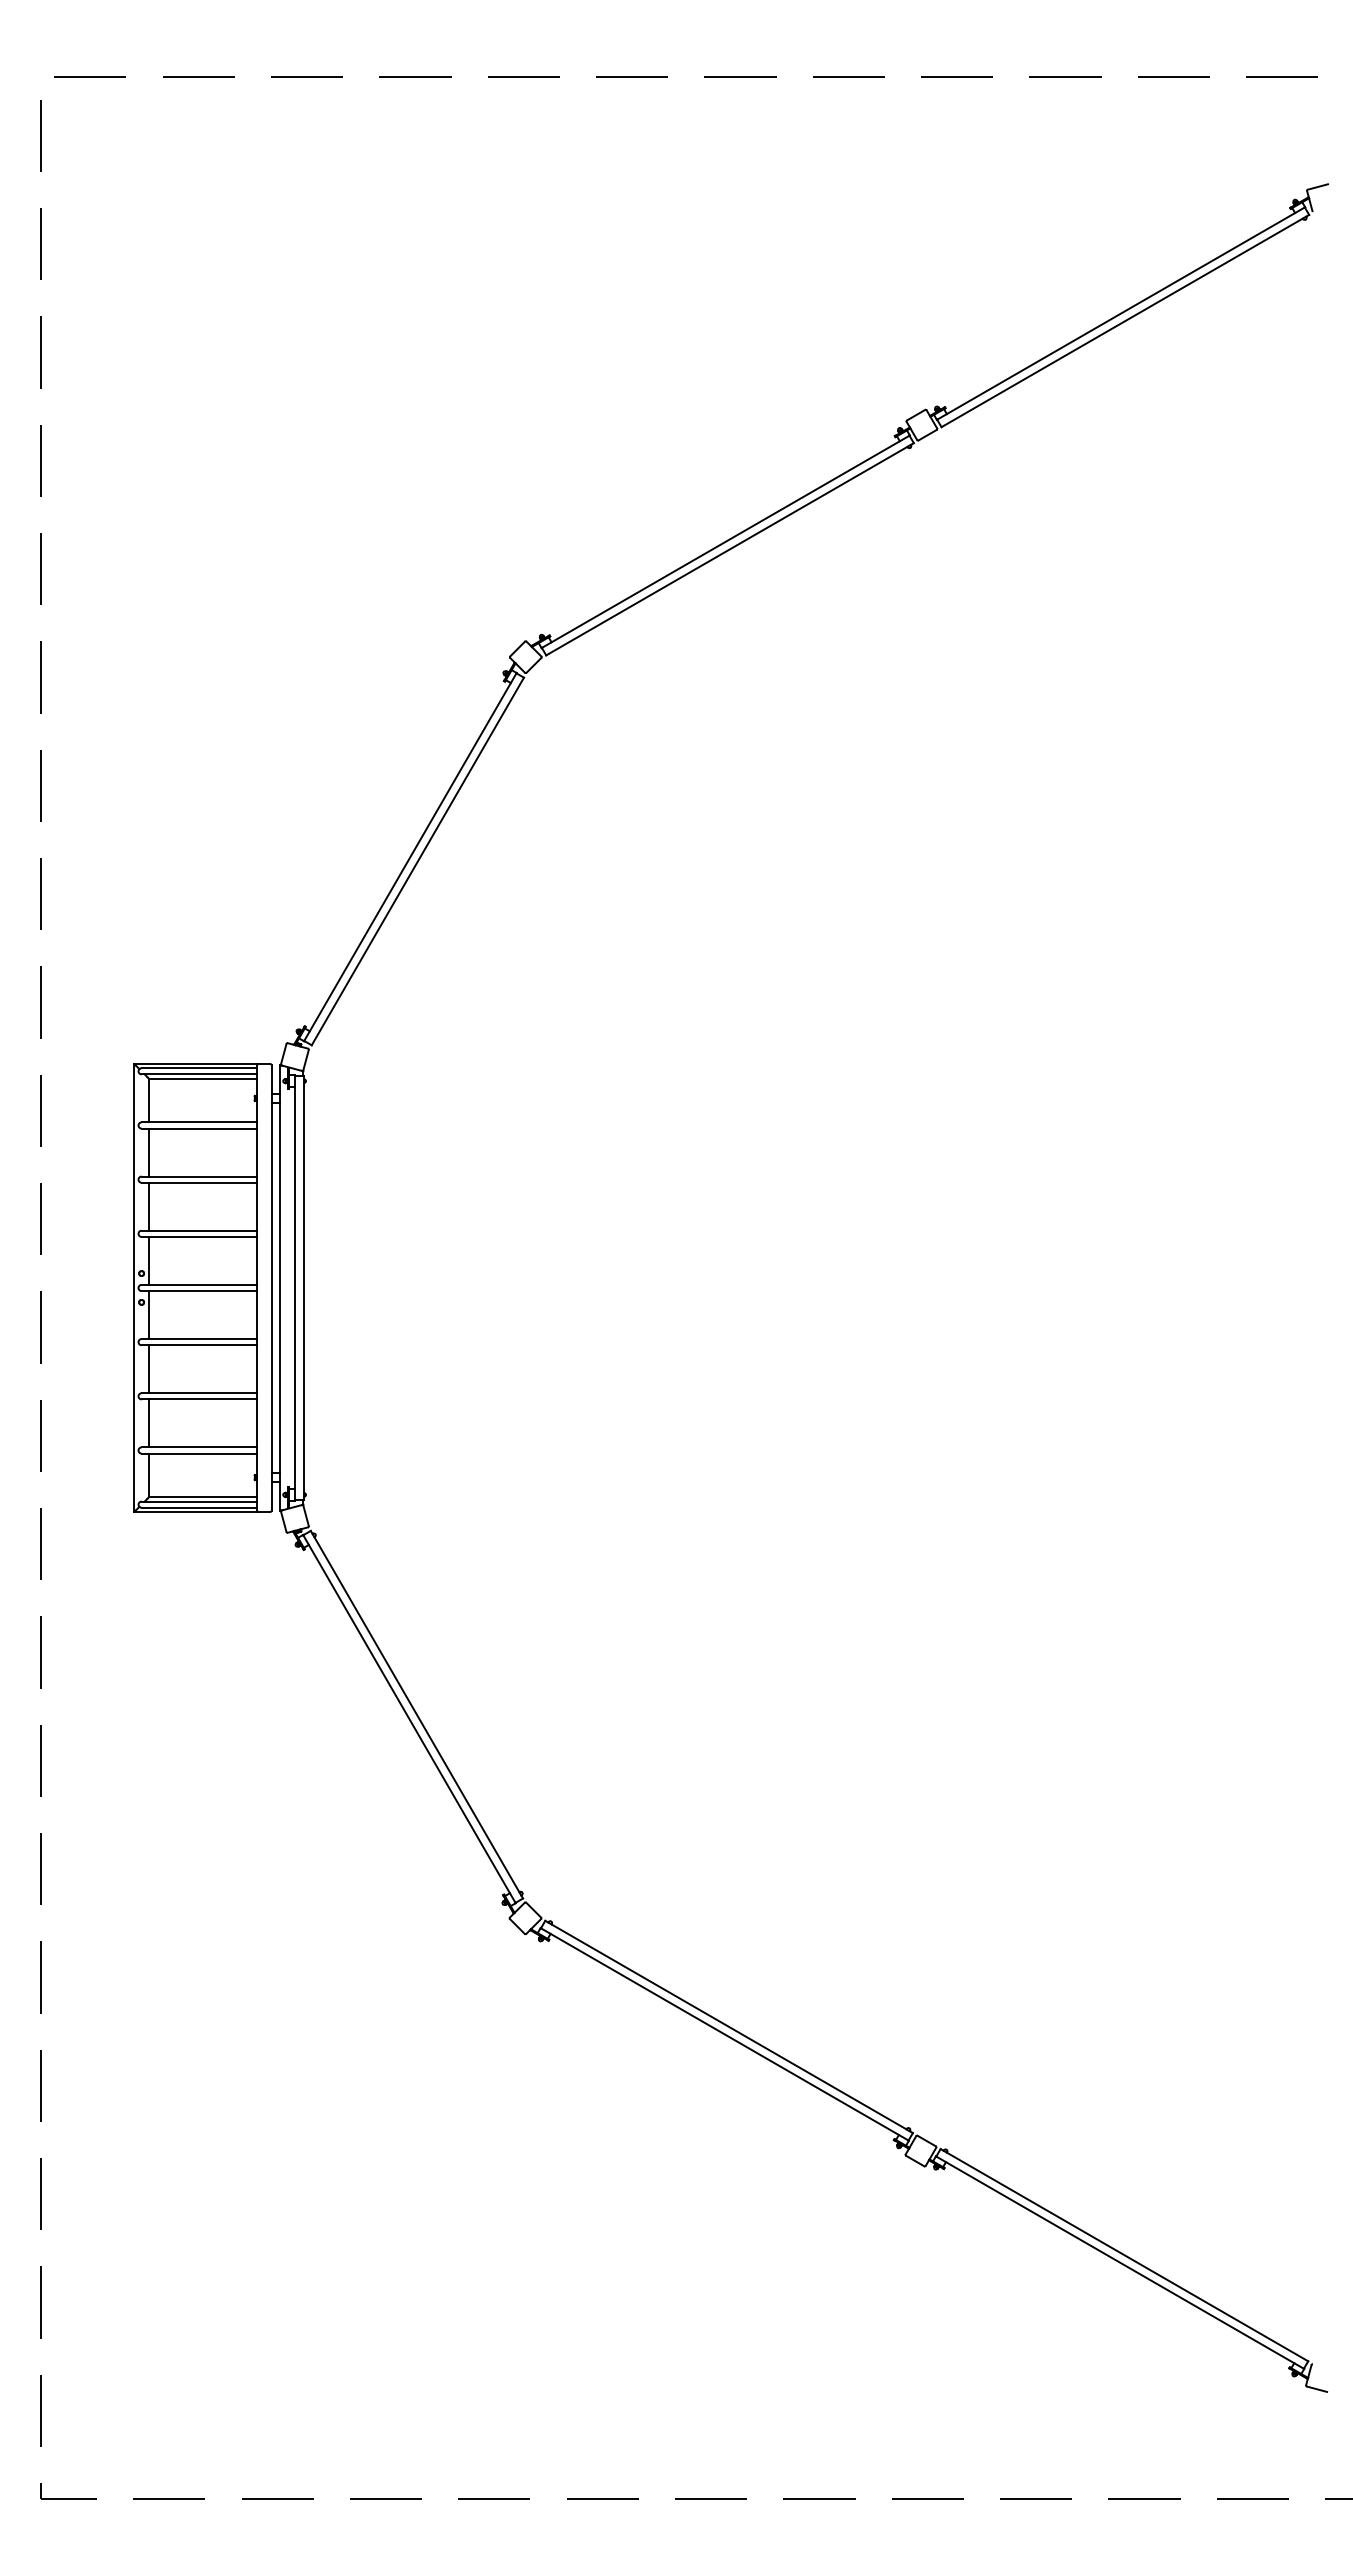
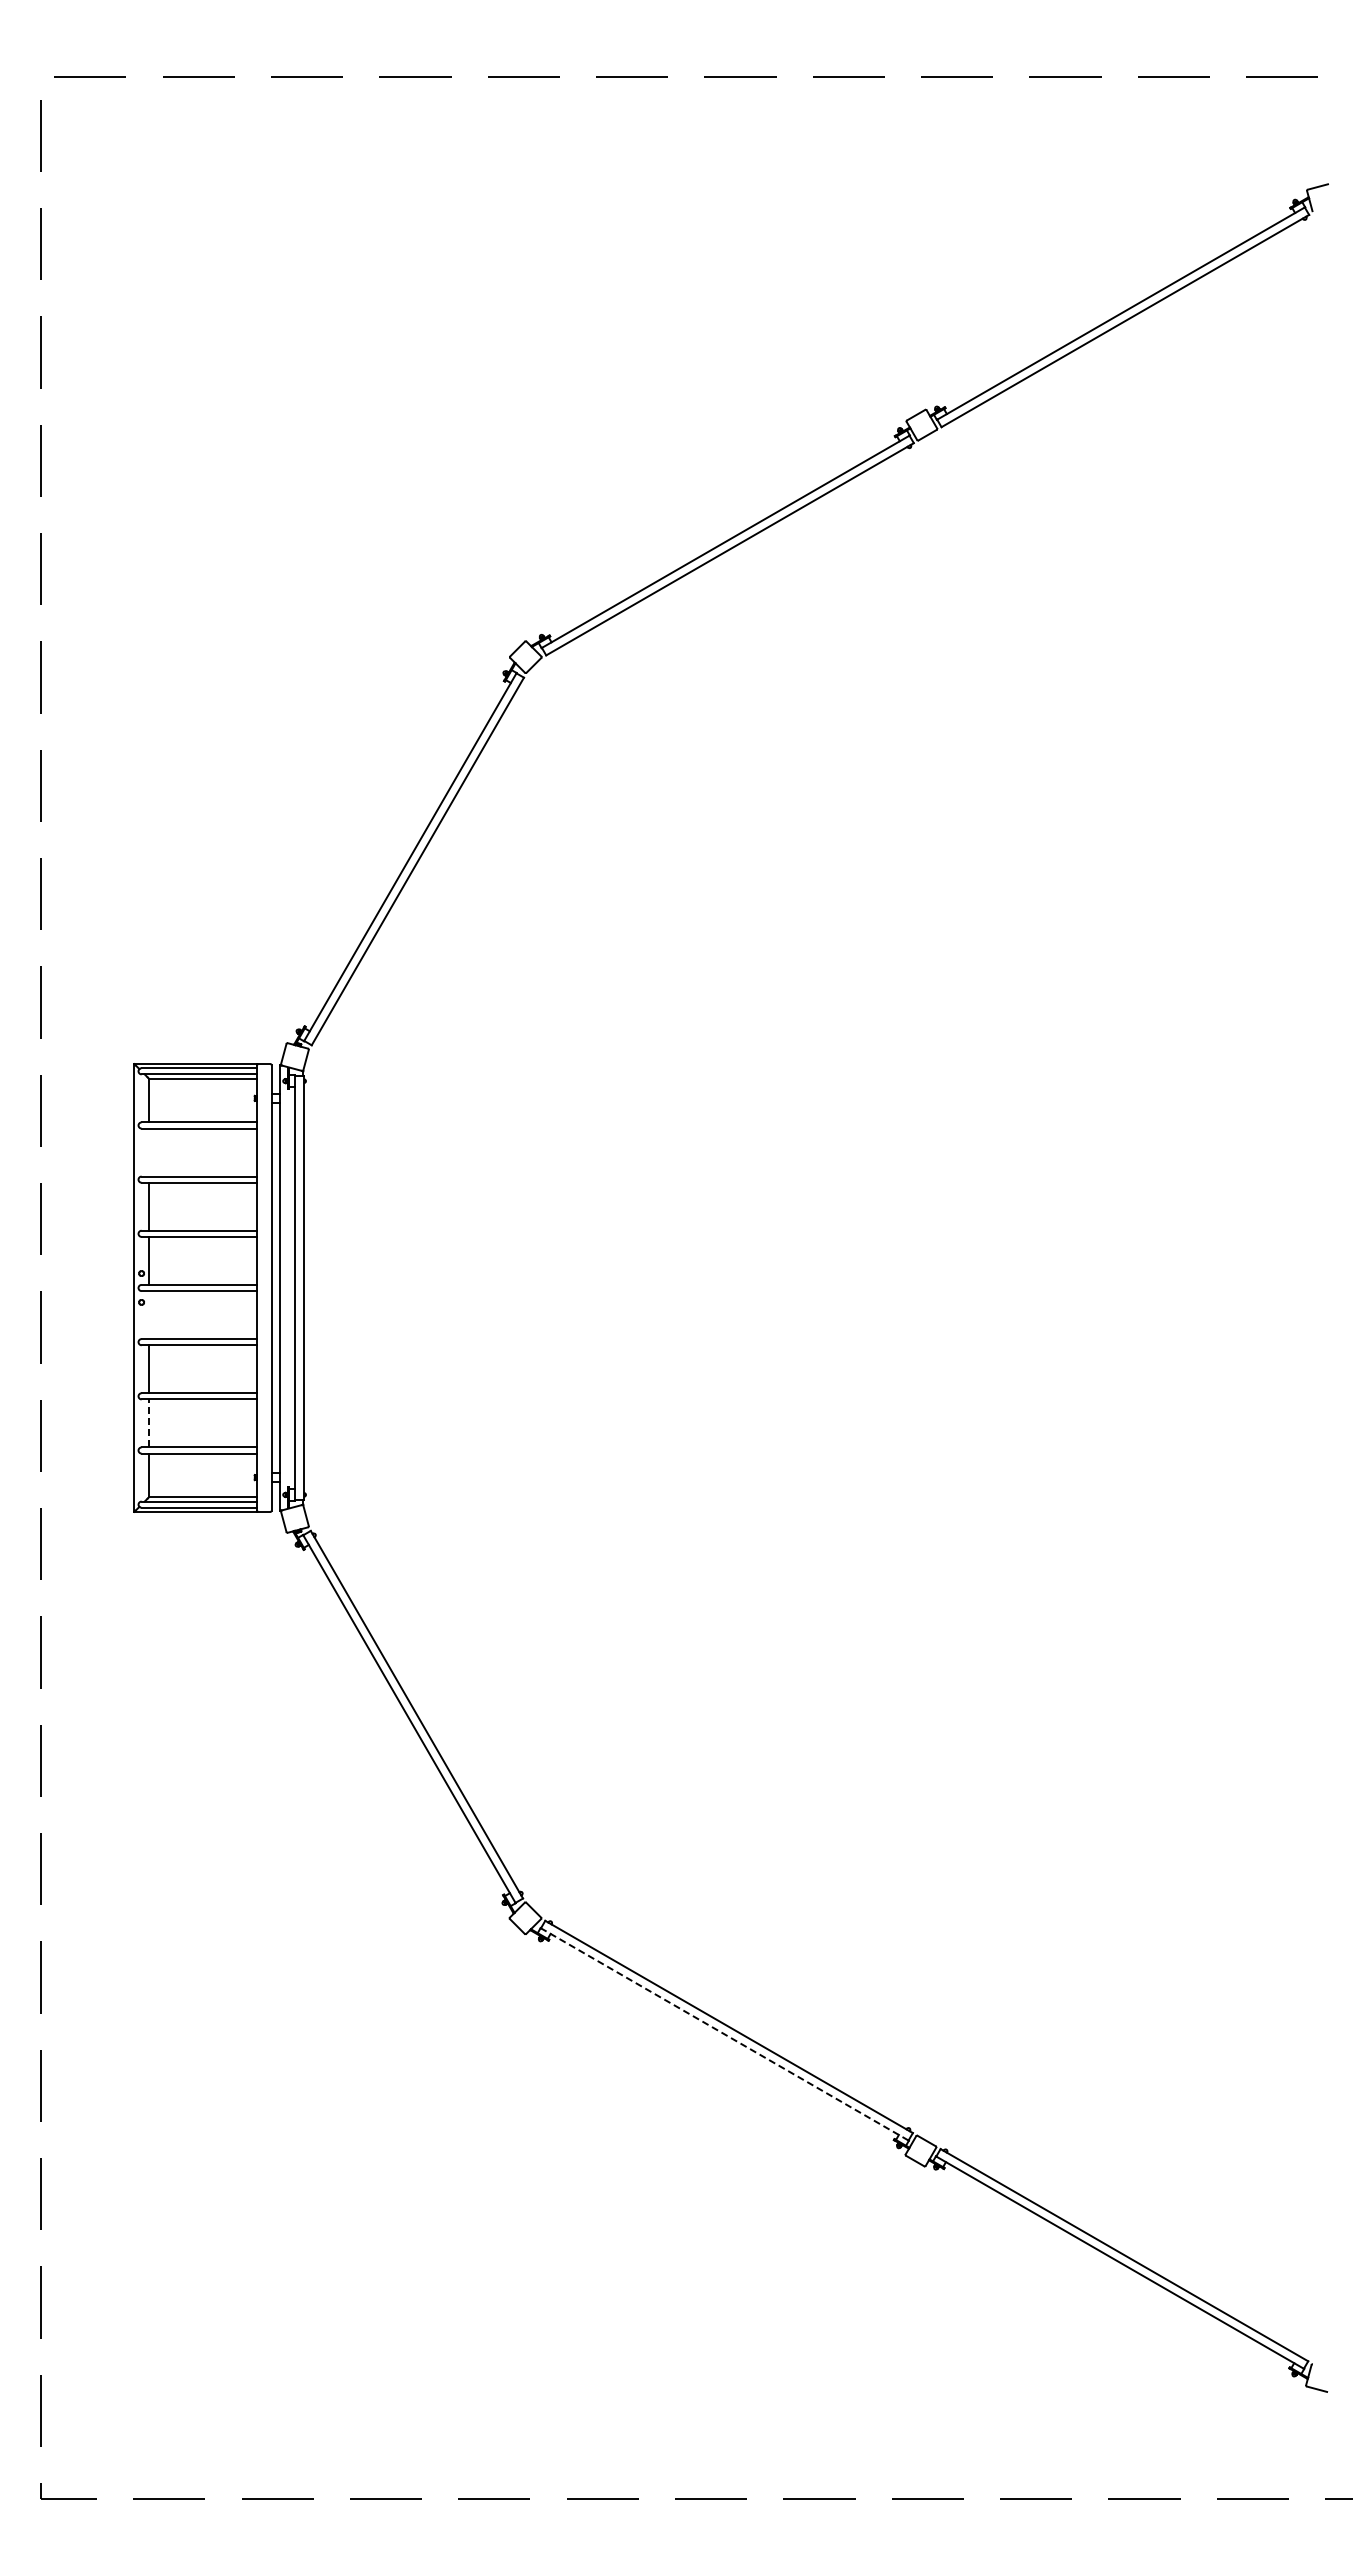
line: present -> none (148, 1152)
line: present -> none (148, 1315)
line: solid -> dashed (148, 1422)
line: solid -> dashed (724, 2034)
